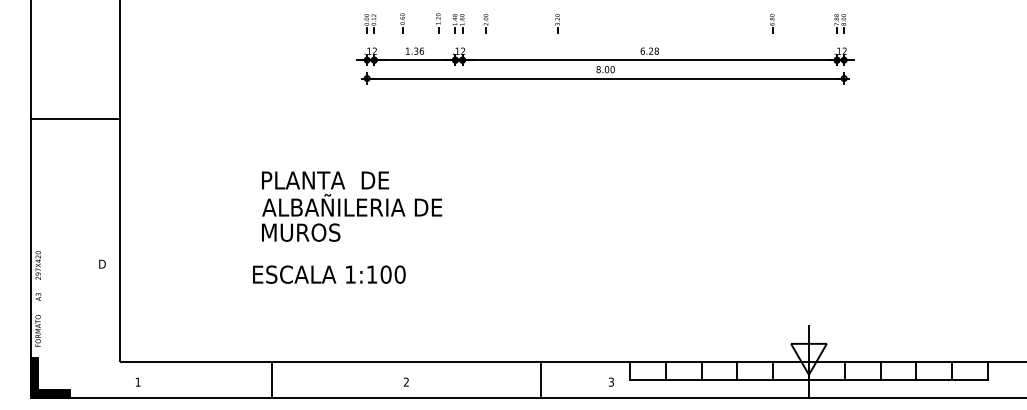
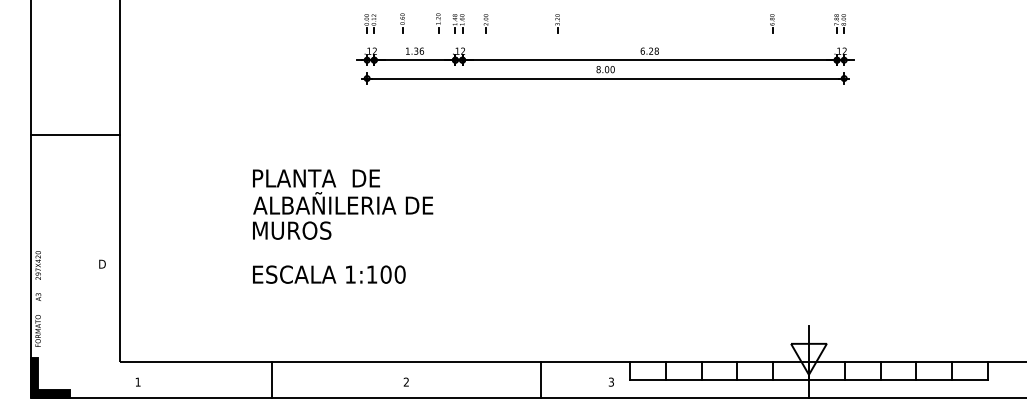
line position: (75, 118) -> (75, 134) (75, 134)
text position: (352, 206) -> (343, 204) (343, 204)
